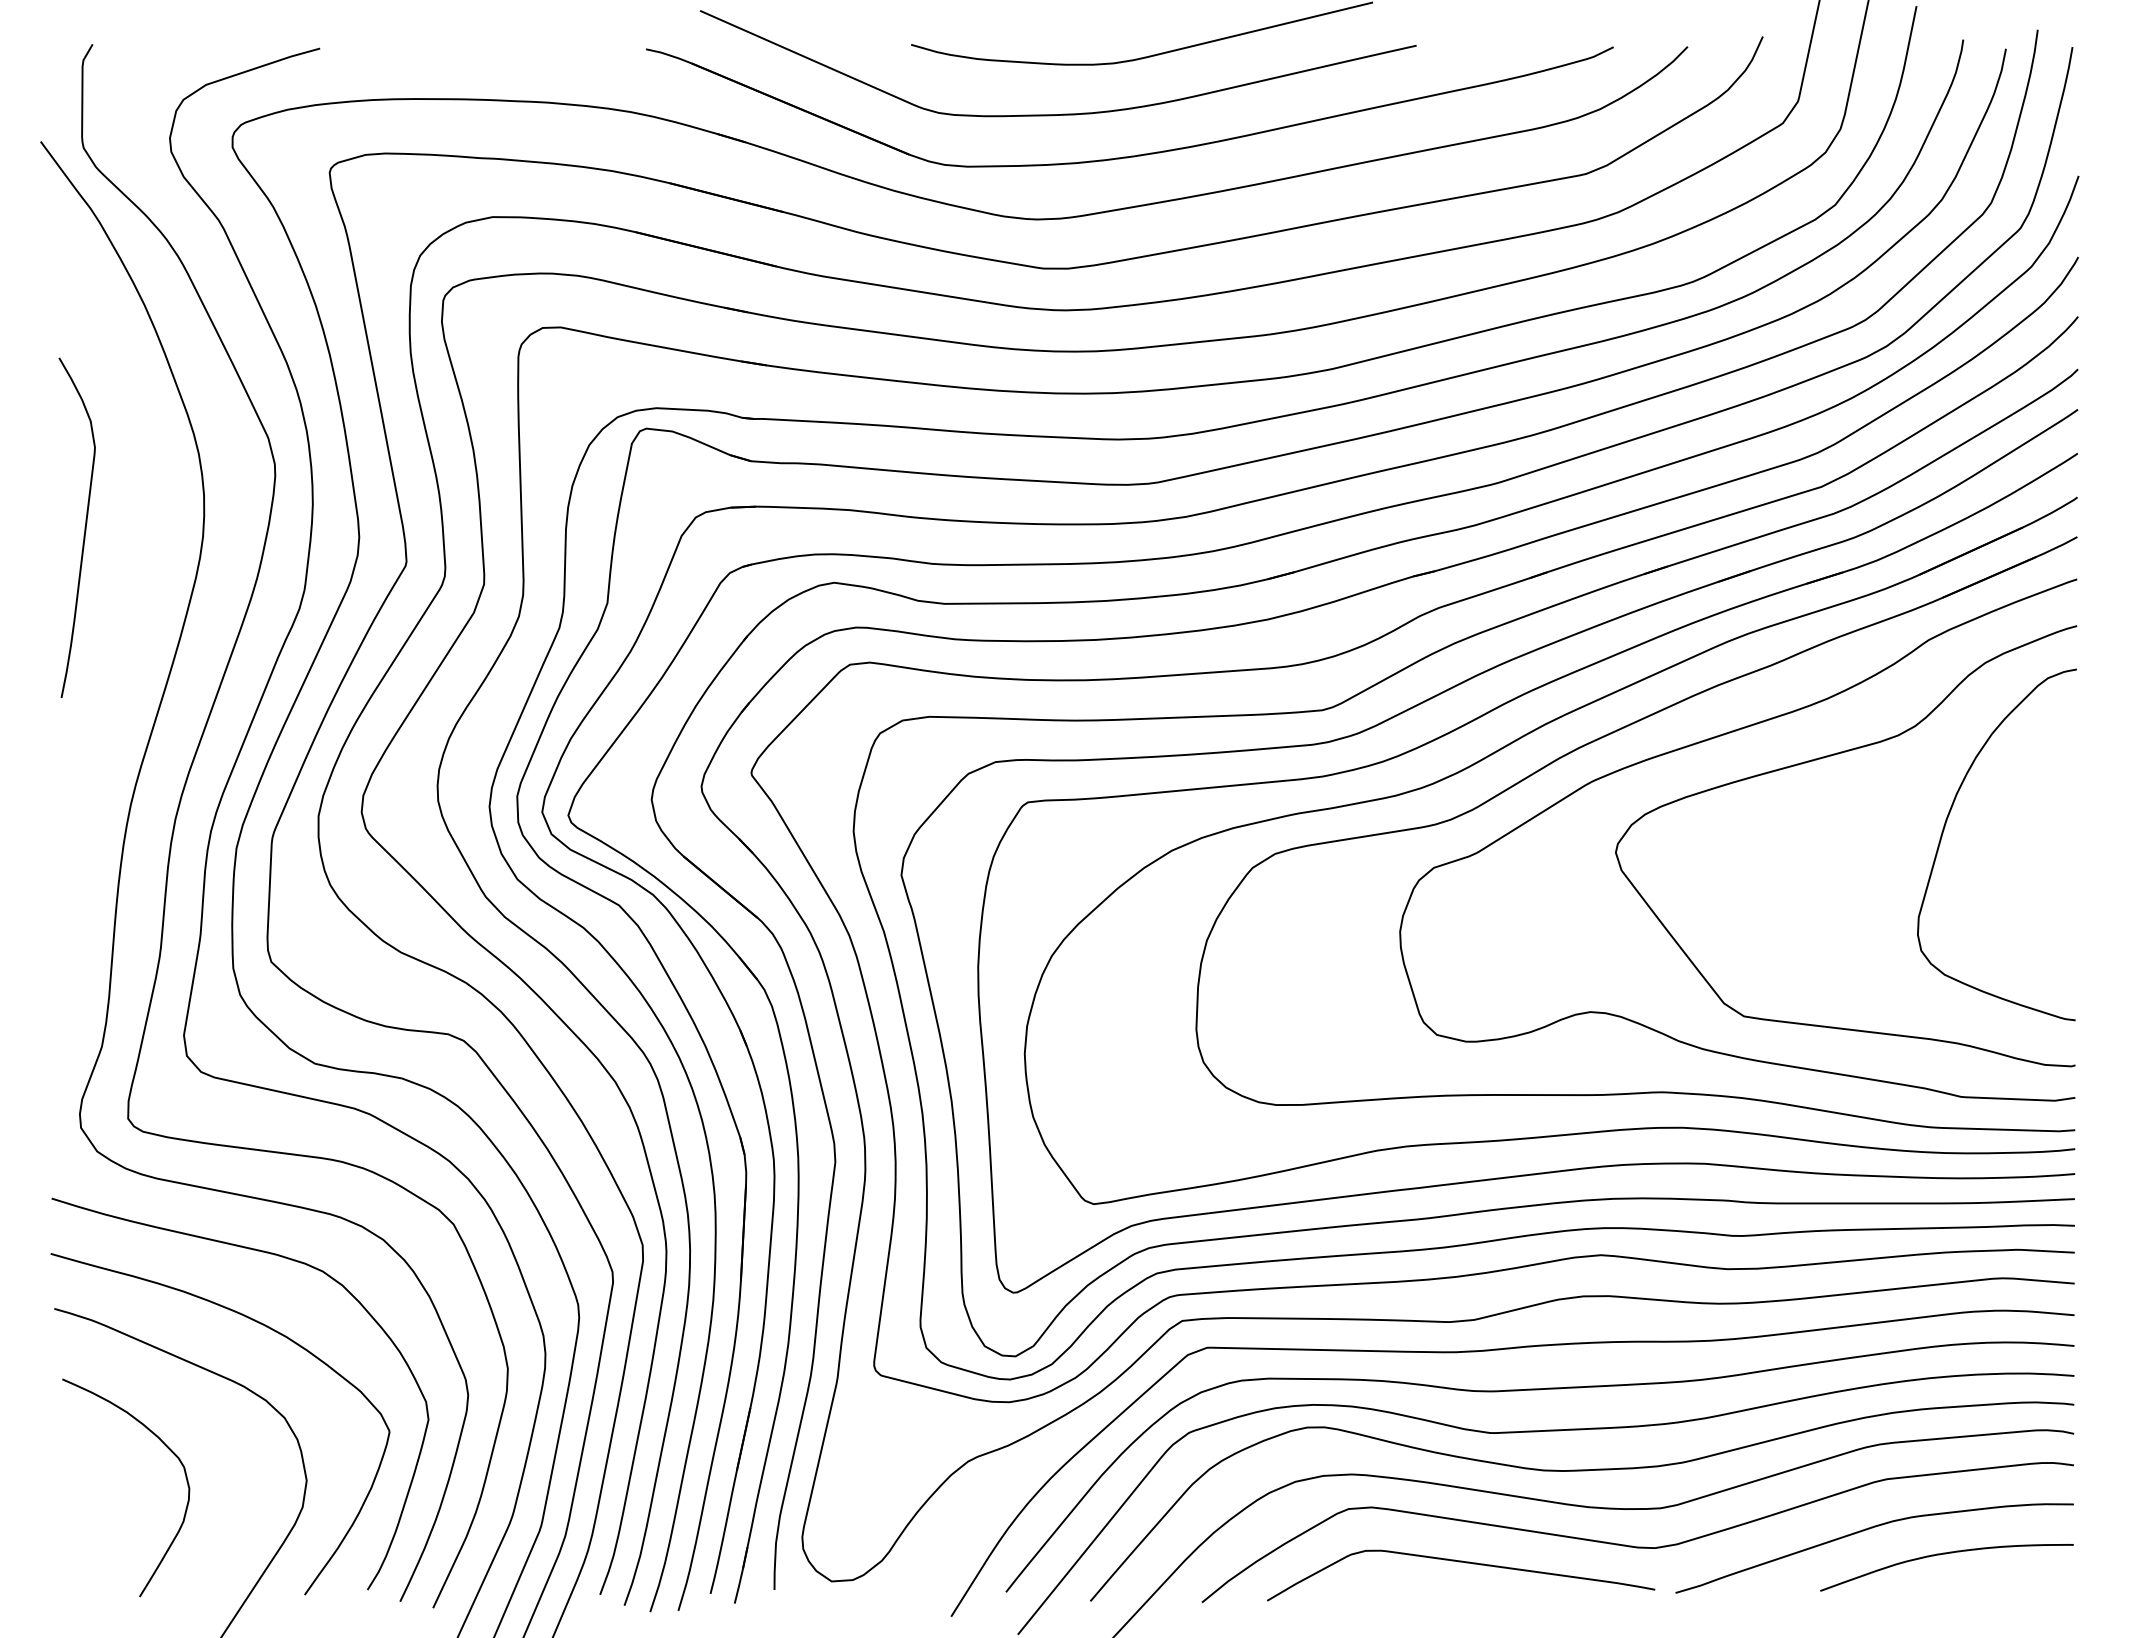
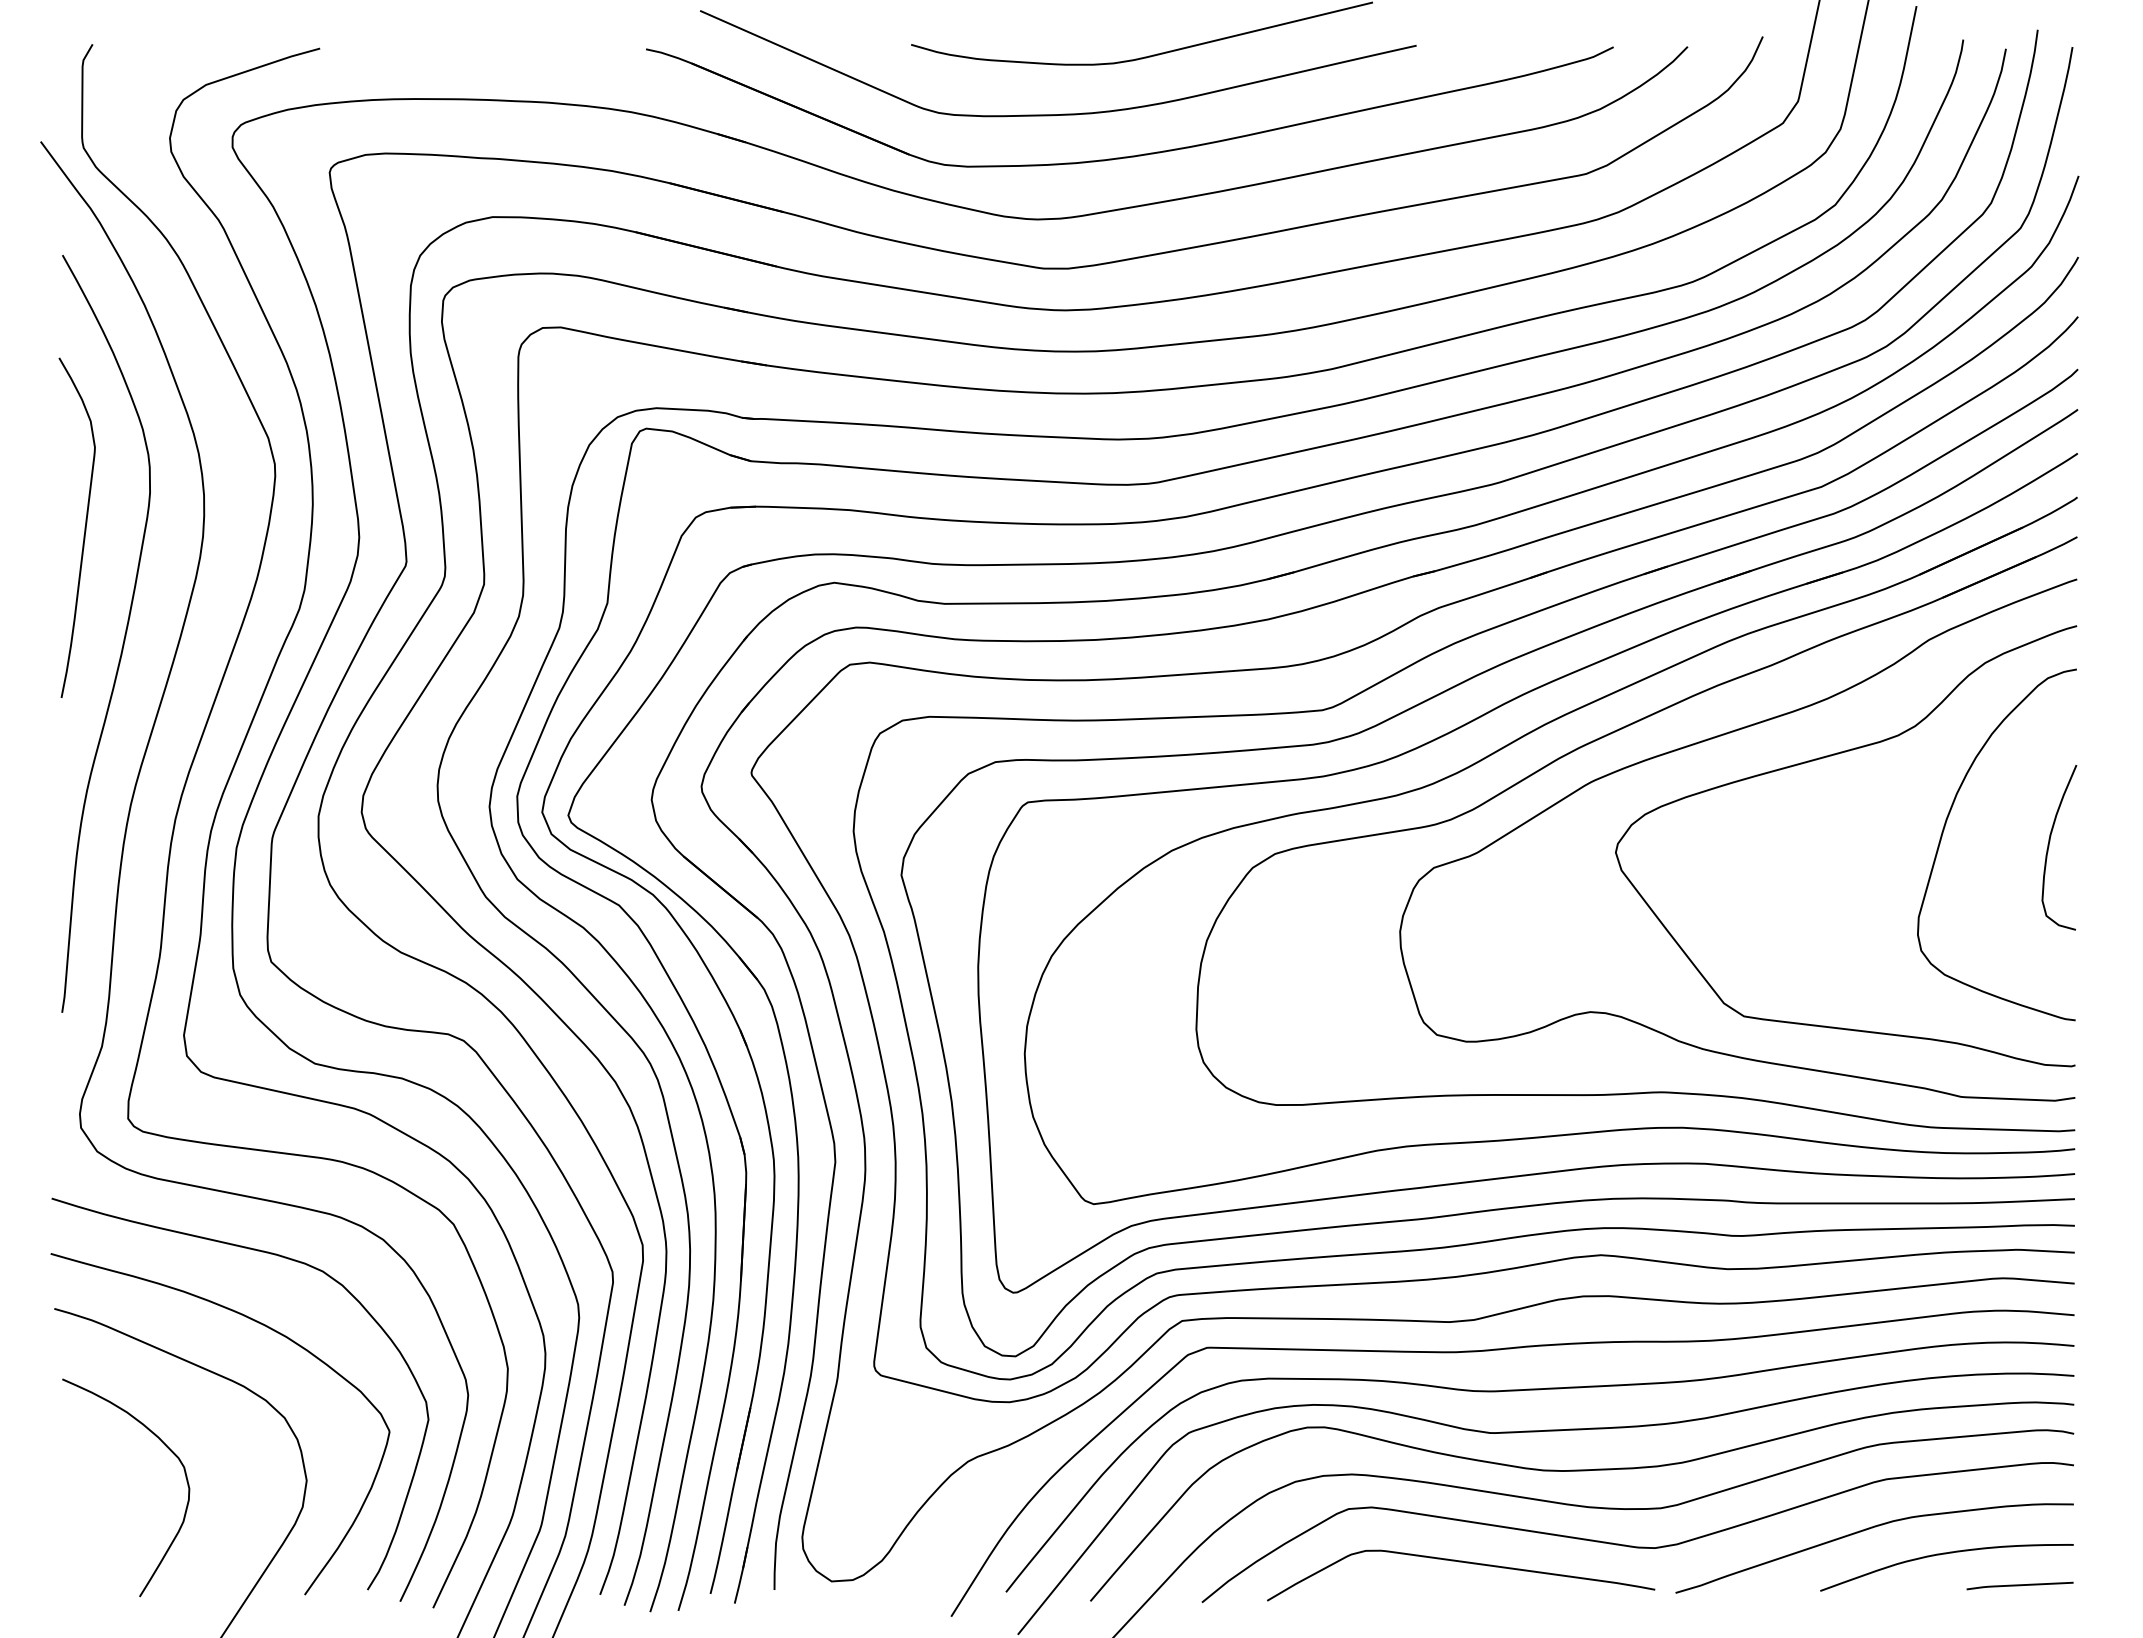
curve: none -> present (123, 638)
curve: none -> present (2049, 846)
line: none -> present (2019, 1585)
